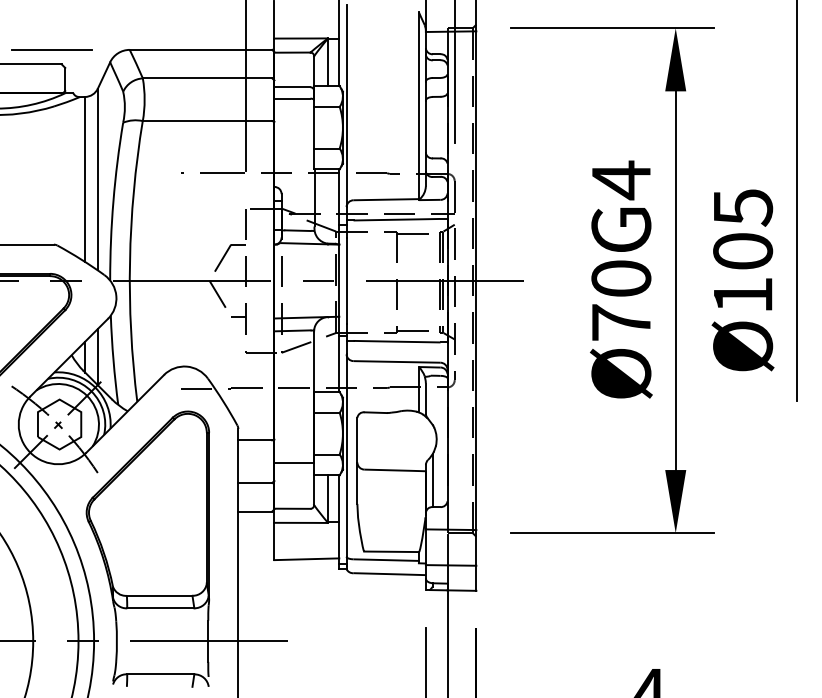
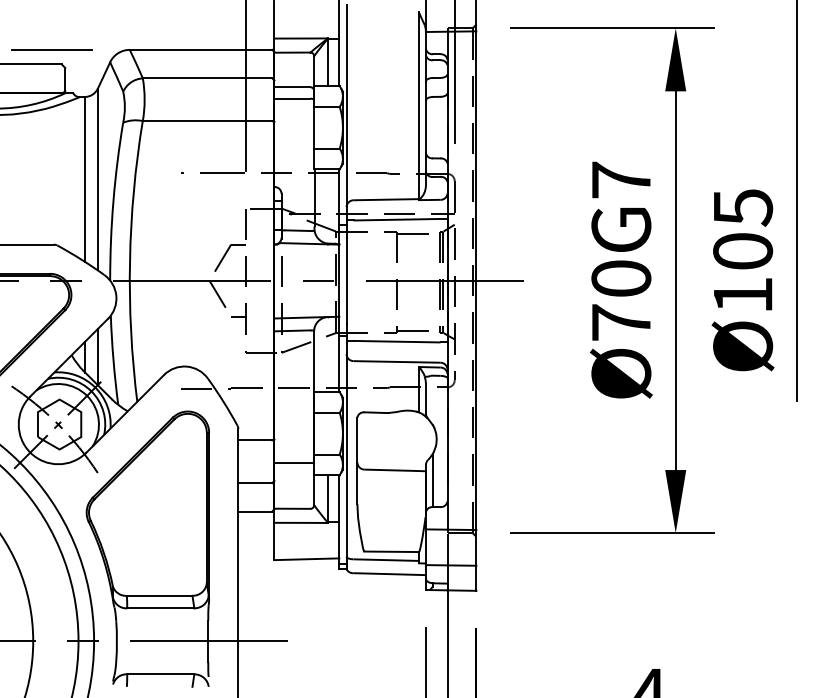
text: Ø70G4 -> Ø70G7 (621, 180)
